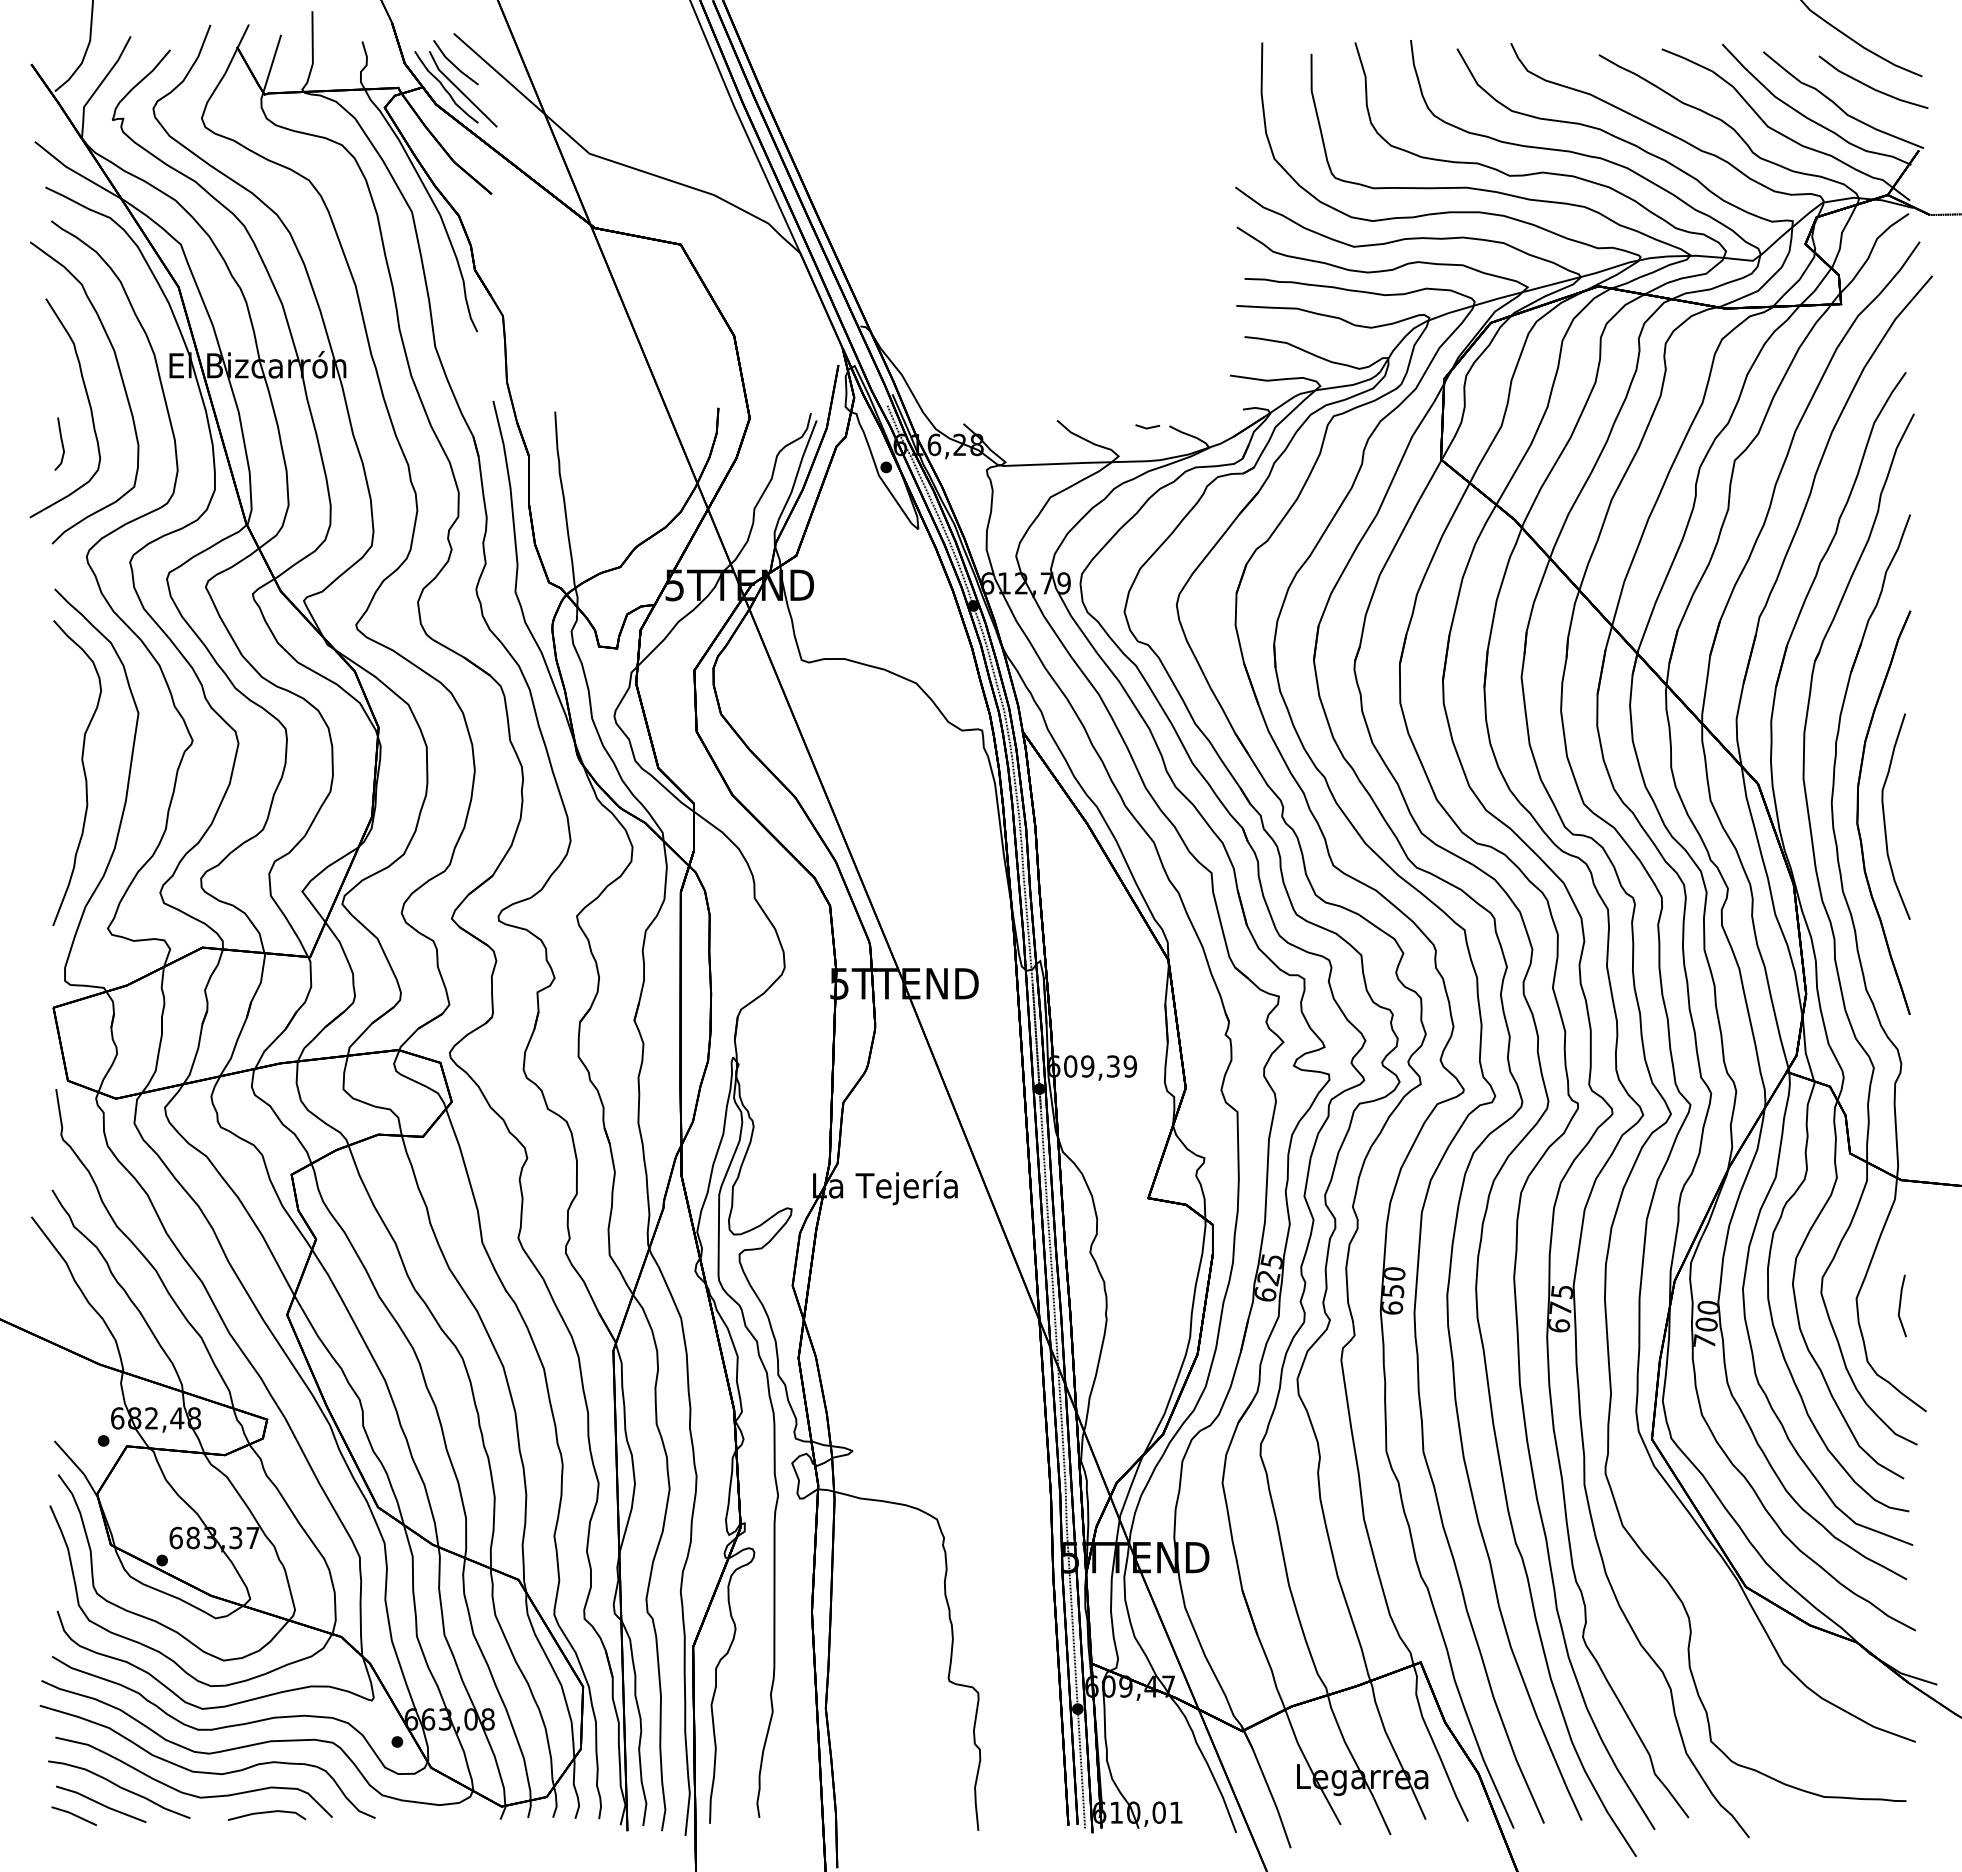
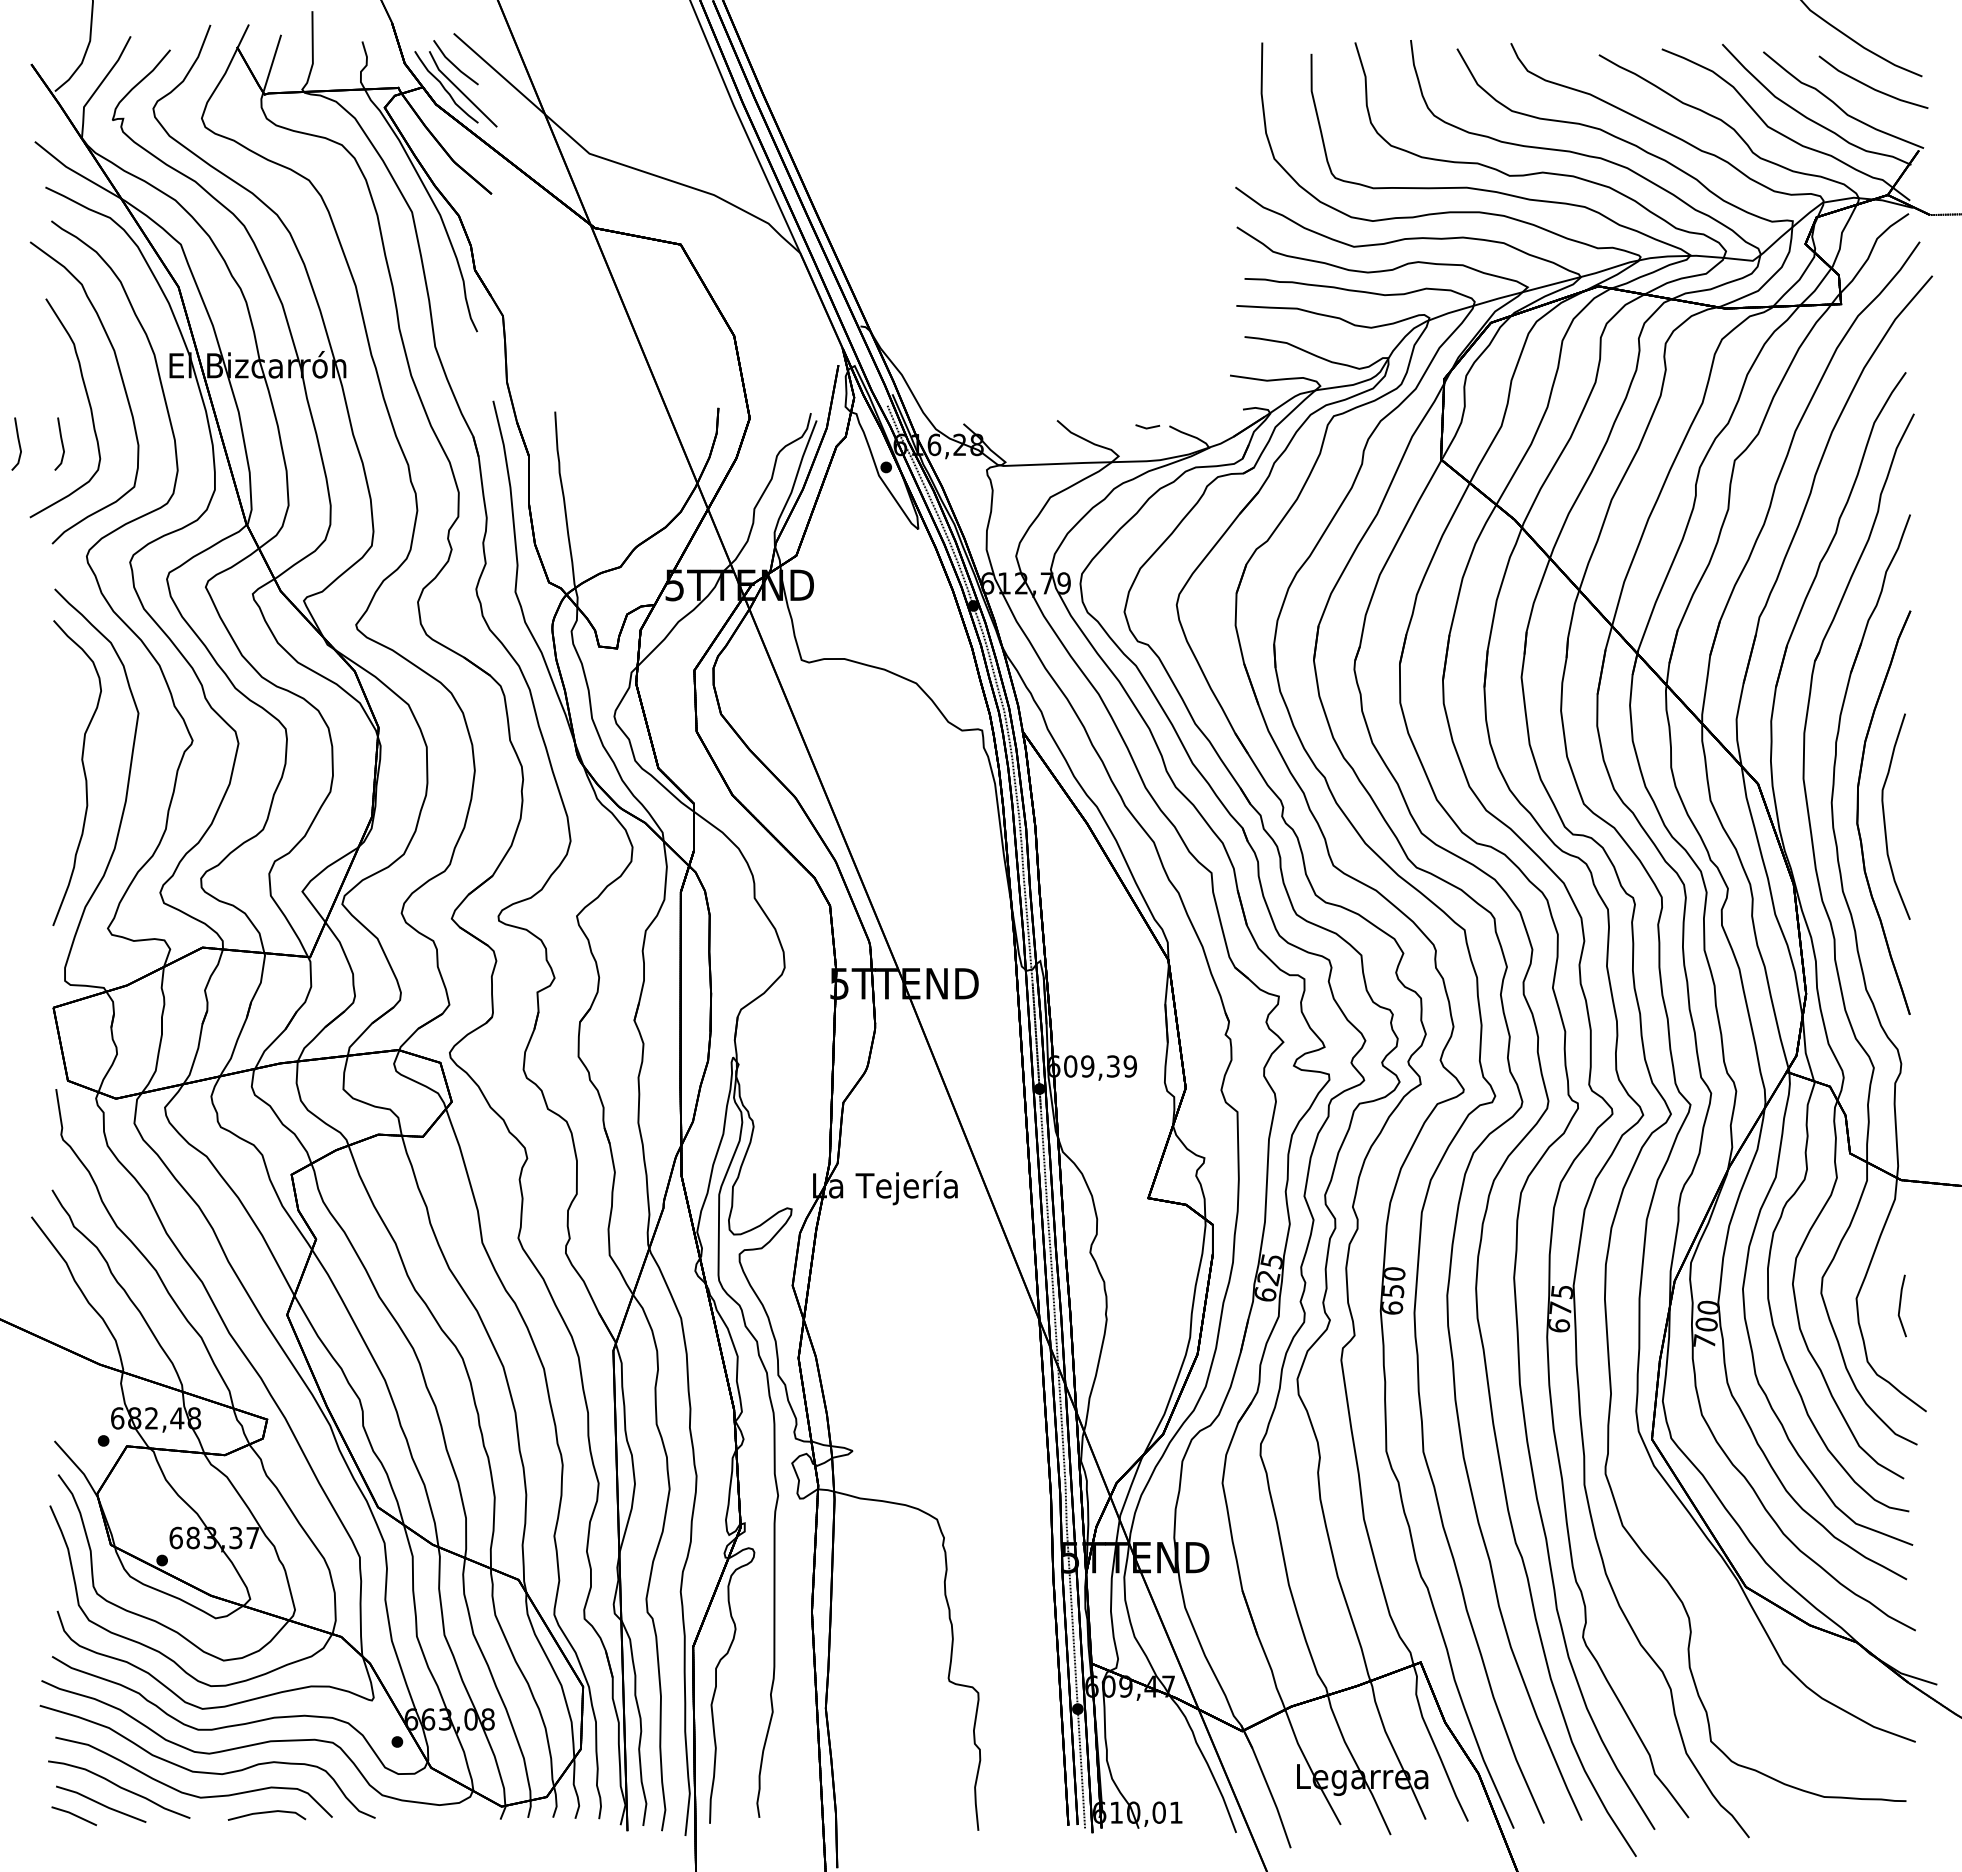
part: none -> present (16, 443)
